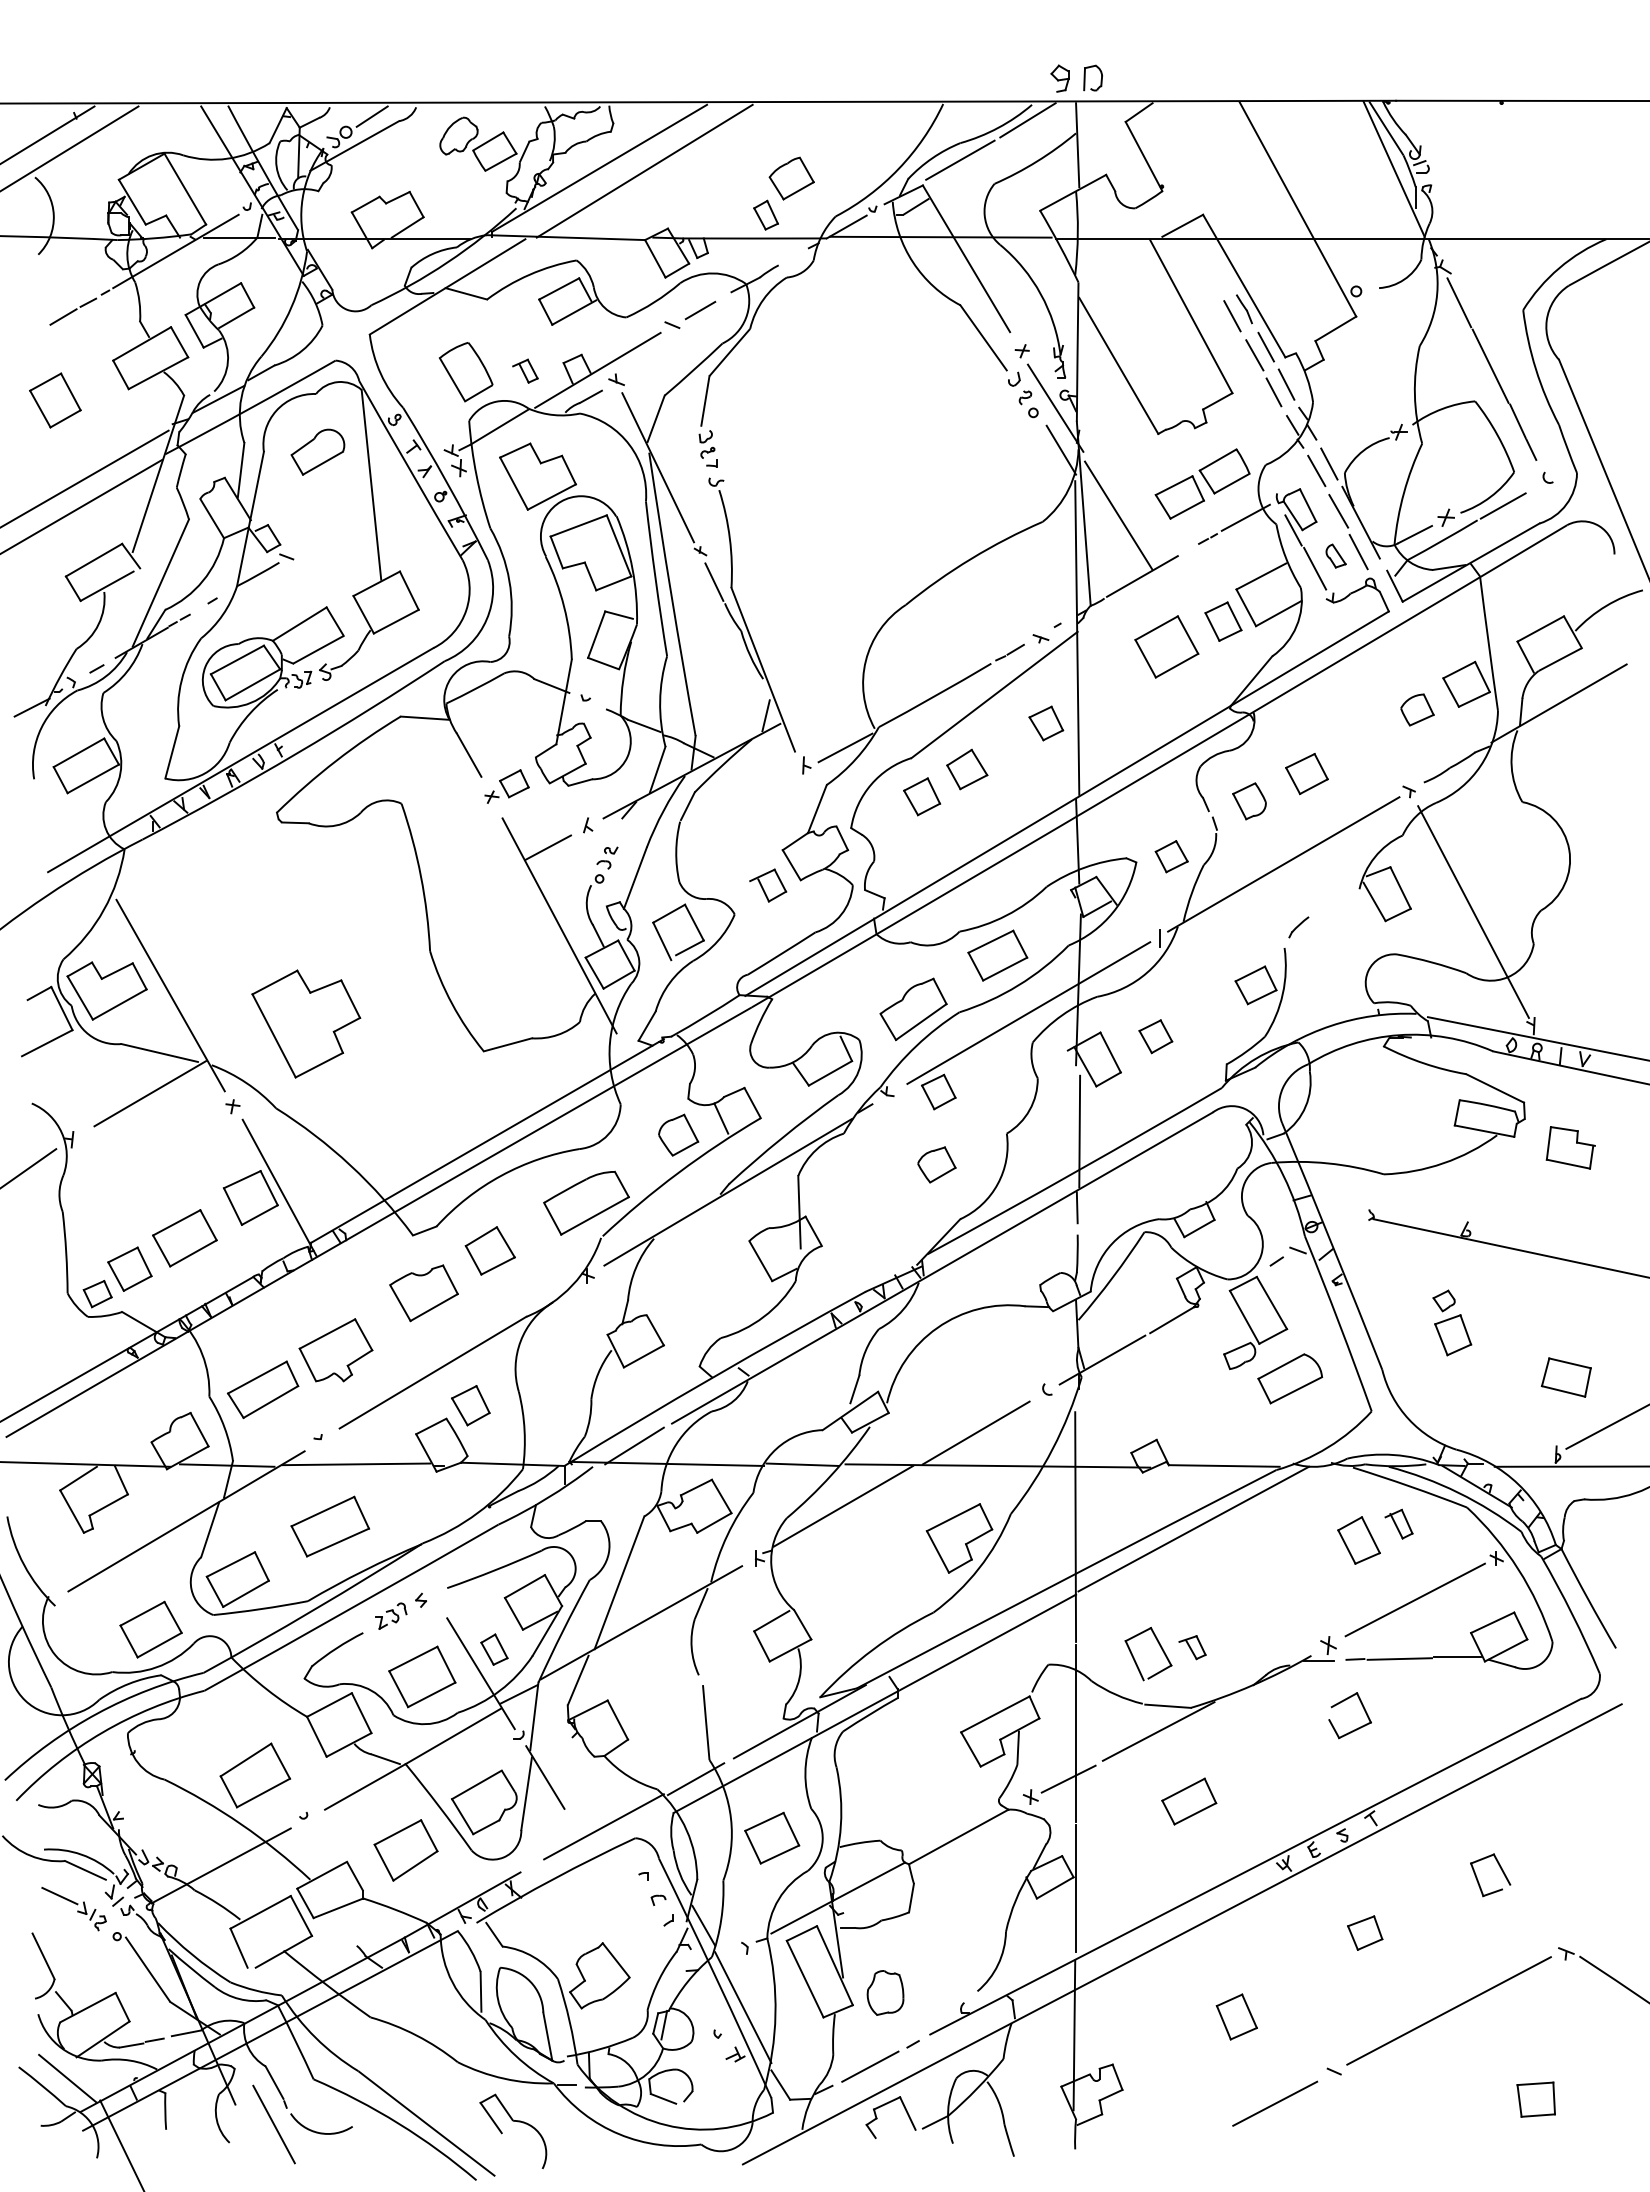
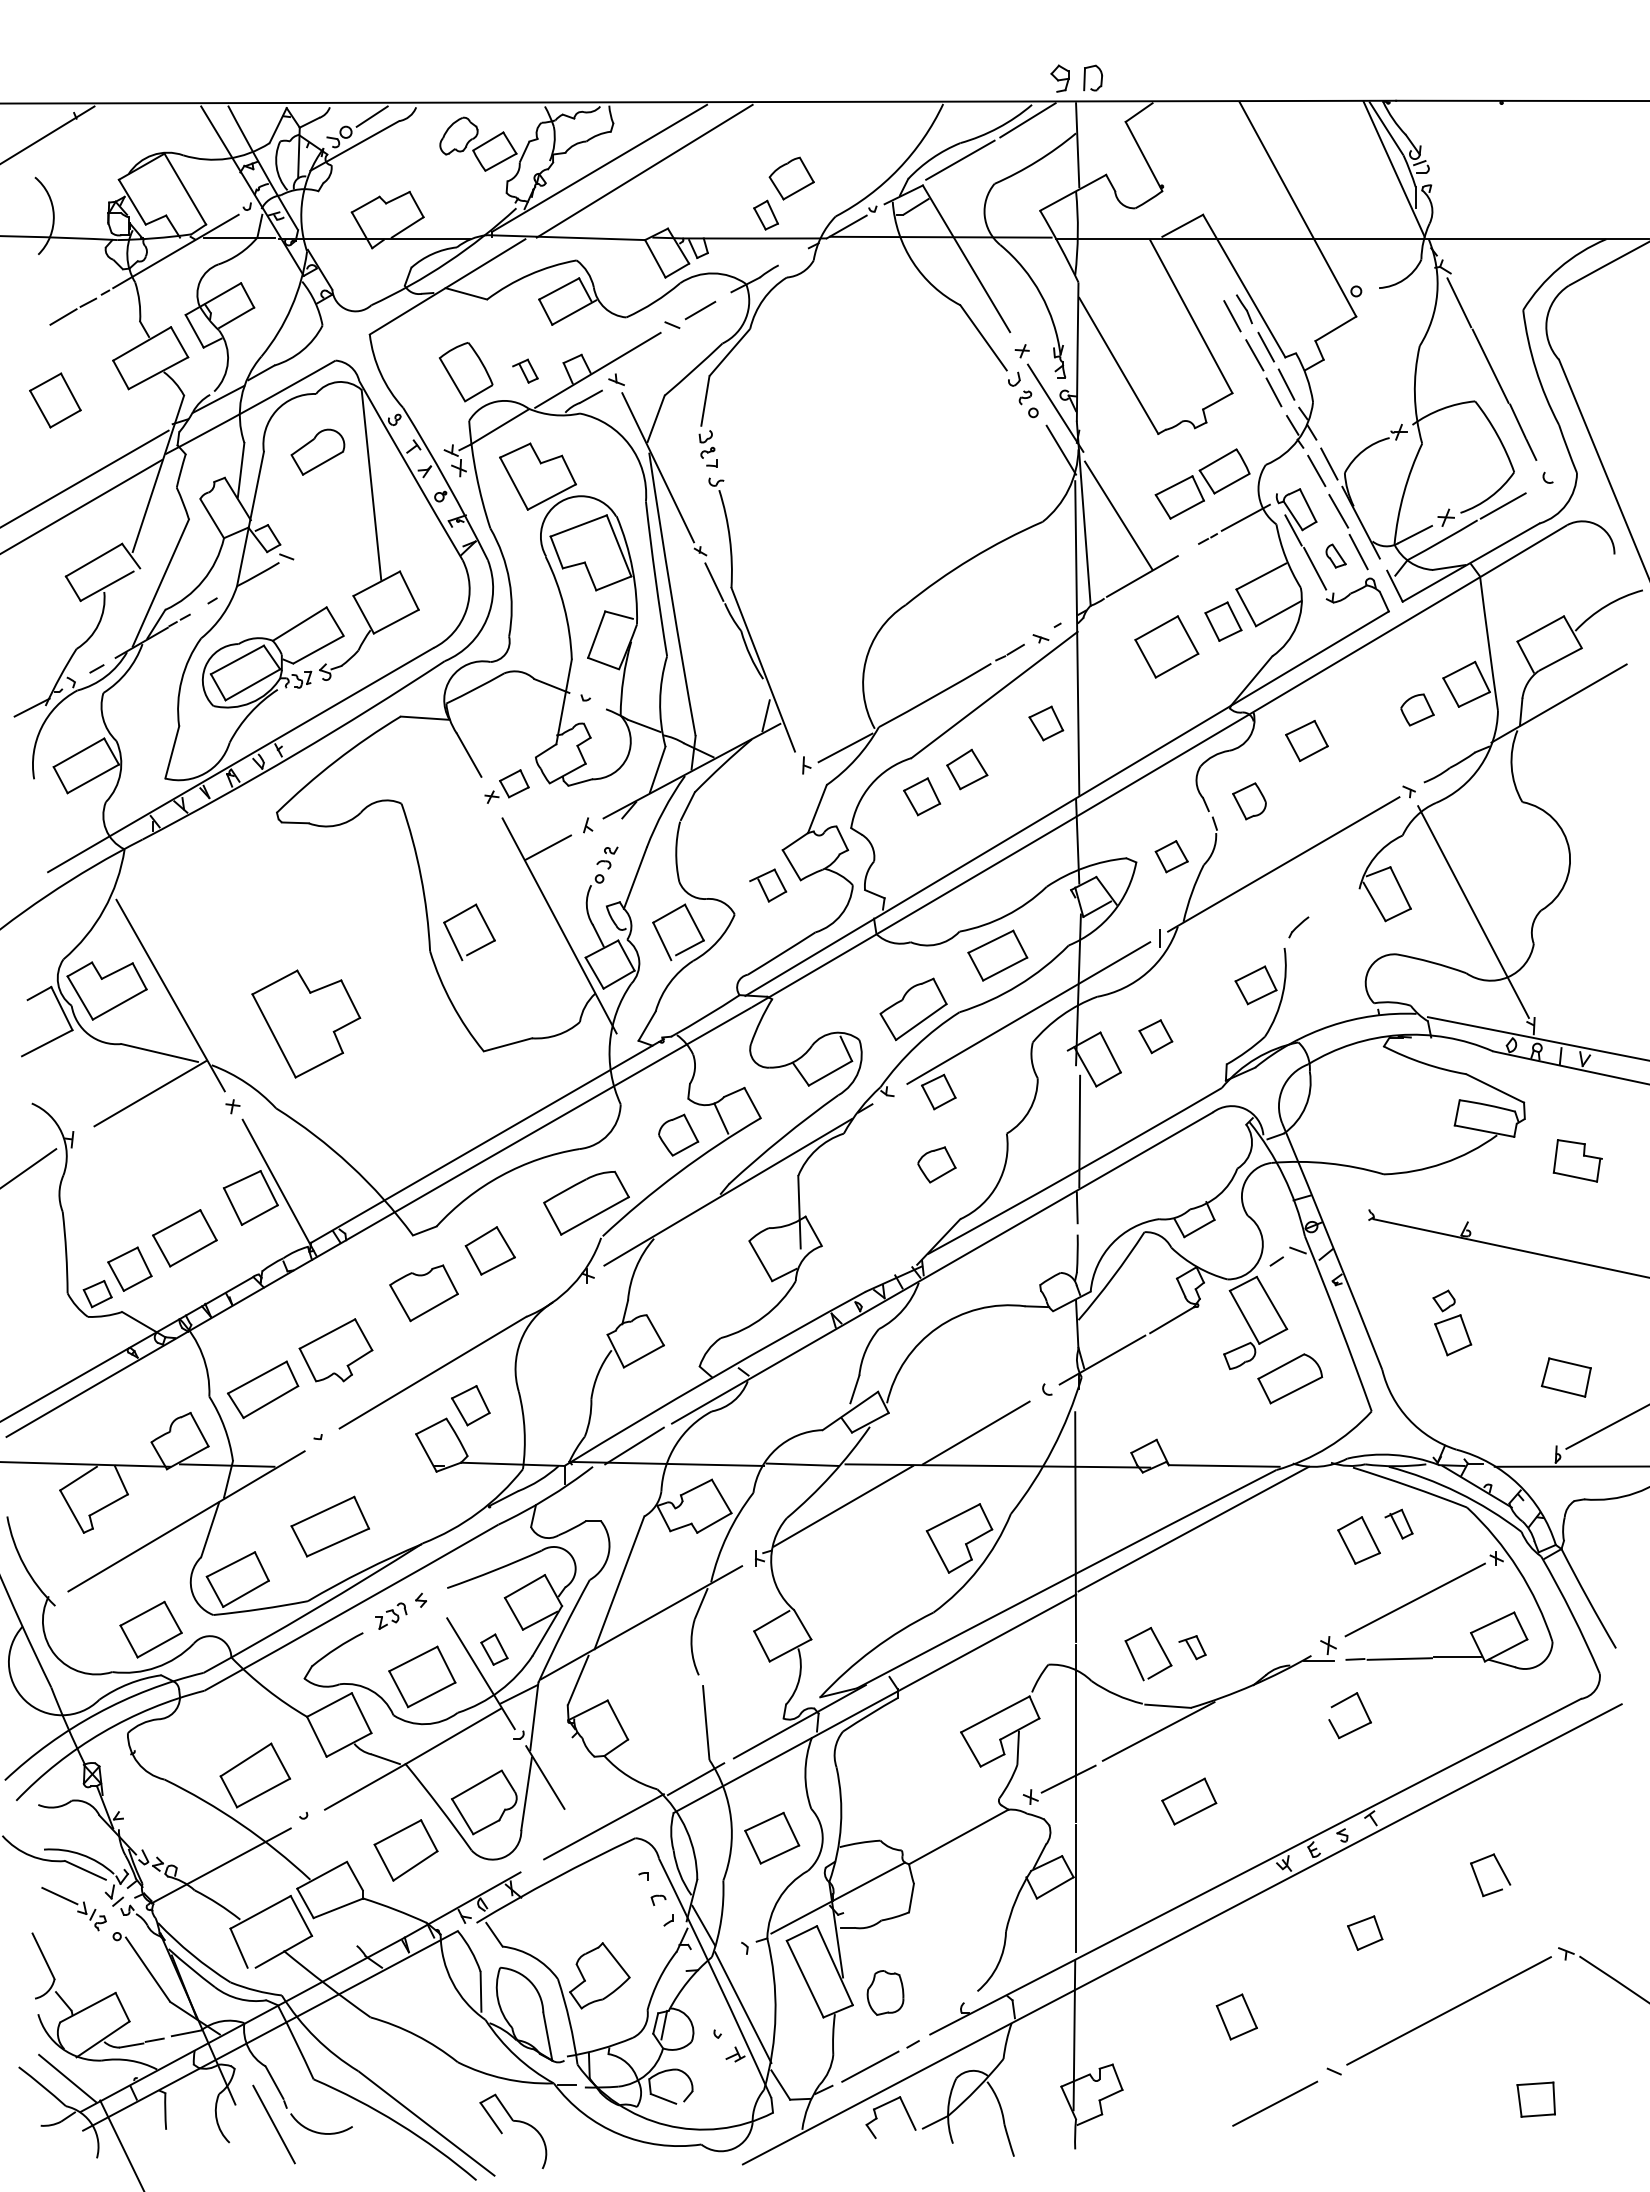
line: present -> none (70, 147)
part position: (1306, 774) -> (1306, 741) (1306, 741)
part: none -> present (485, 925)
part position: (1570, 1147) -> (1577, 1160) (1577, 1160)
line: present -> none (356, 1464)
